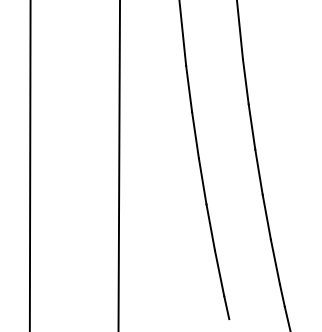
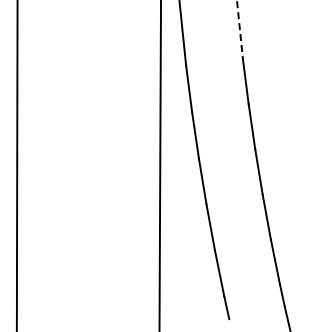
line: solid -> dashed (240, 30)
line position: (29, 165) -> (16, 165) (16, 165)
line position: (119, 165) -> (160, 165) (160, 165)
